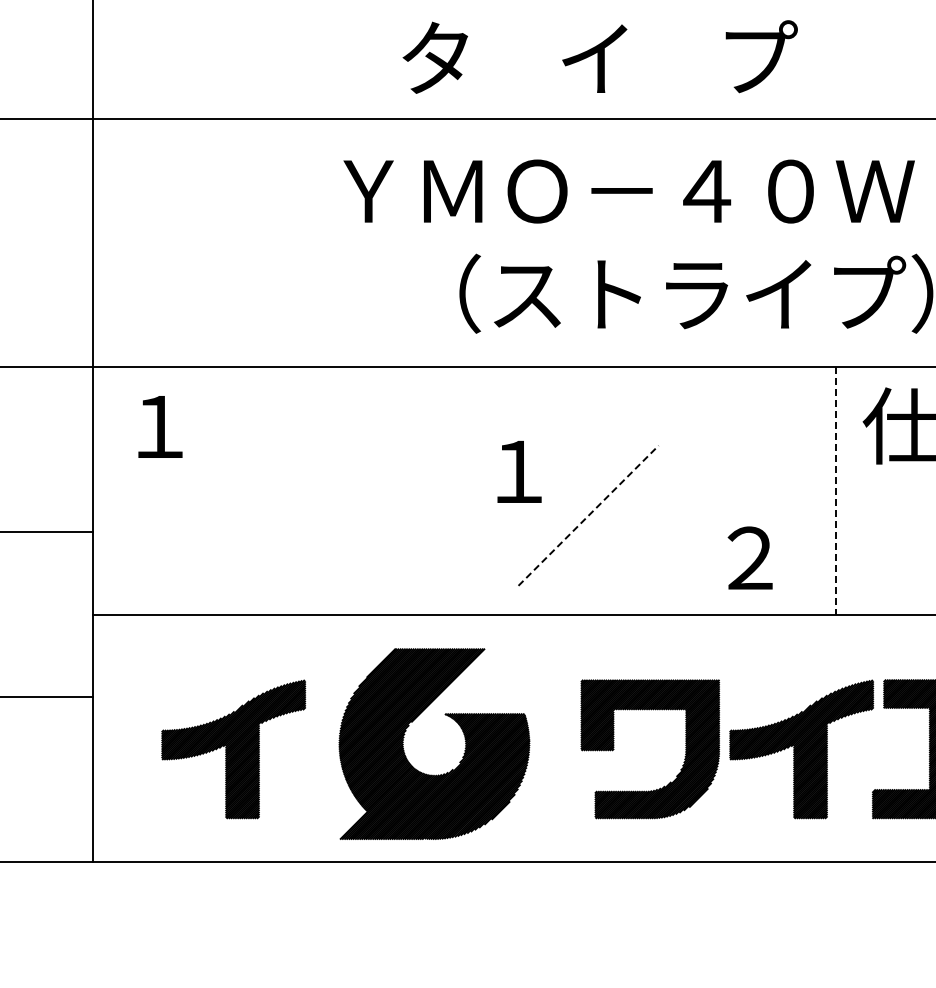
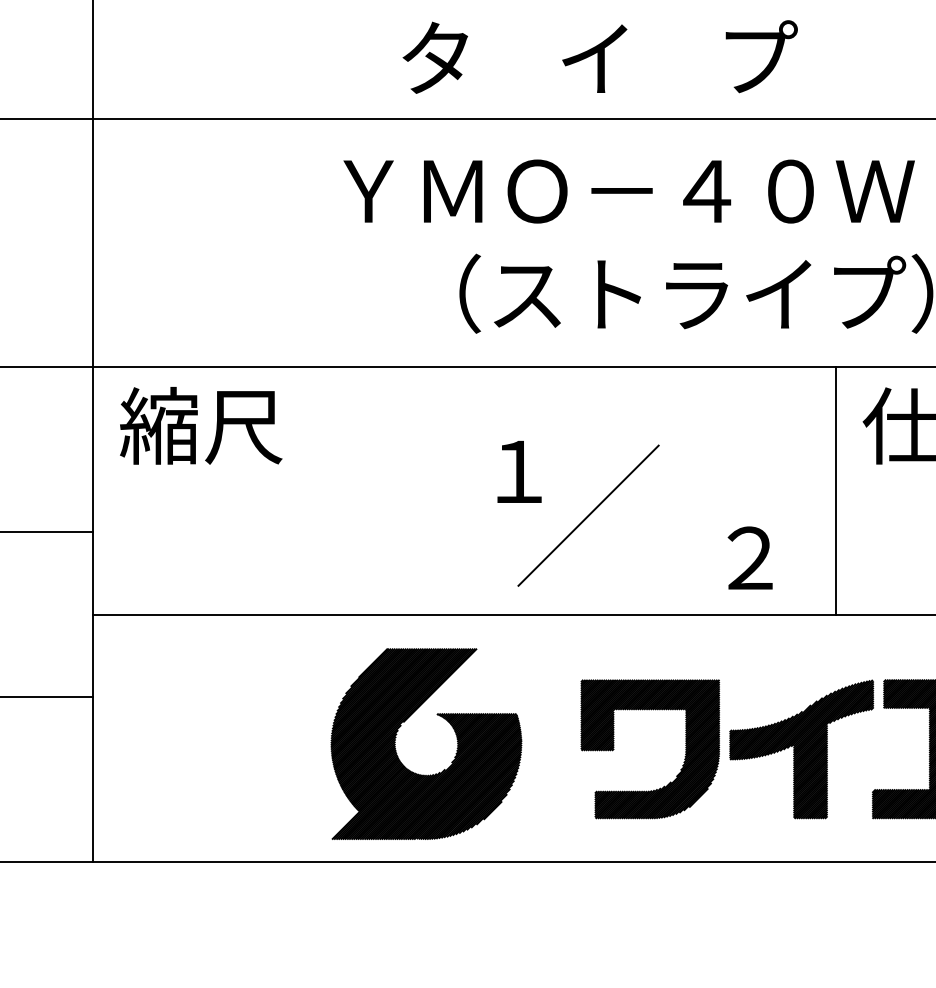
text: １ -> 縮尺 (201, 425)
line: dashed -> solid (836, 490)
line: dashed -> solid (588, 515)
part position: (447, 716) -> (439, 716) (439, 716)
part: present -> none (233, 749)
